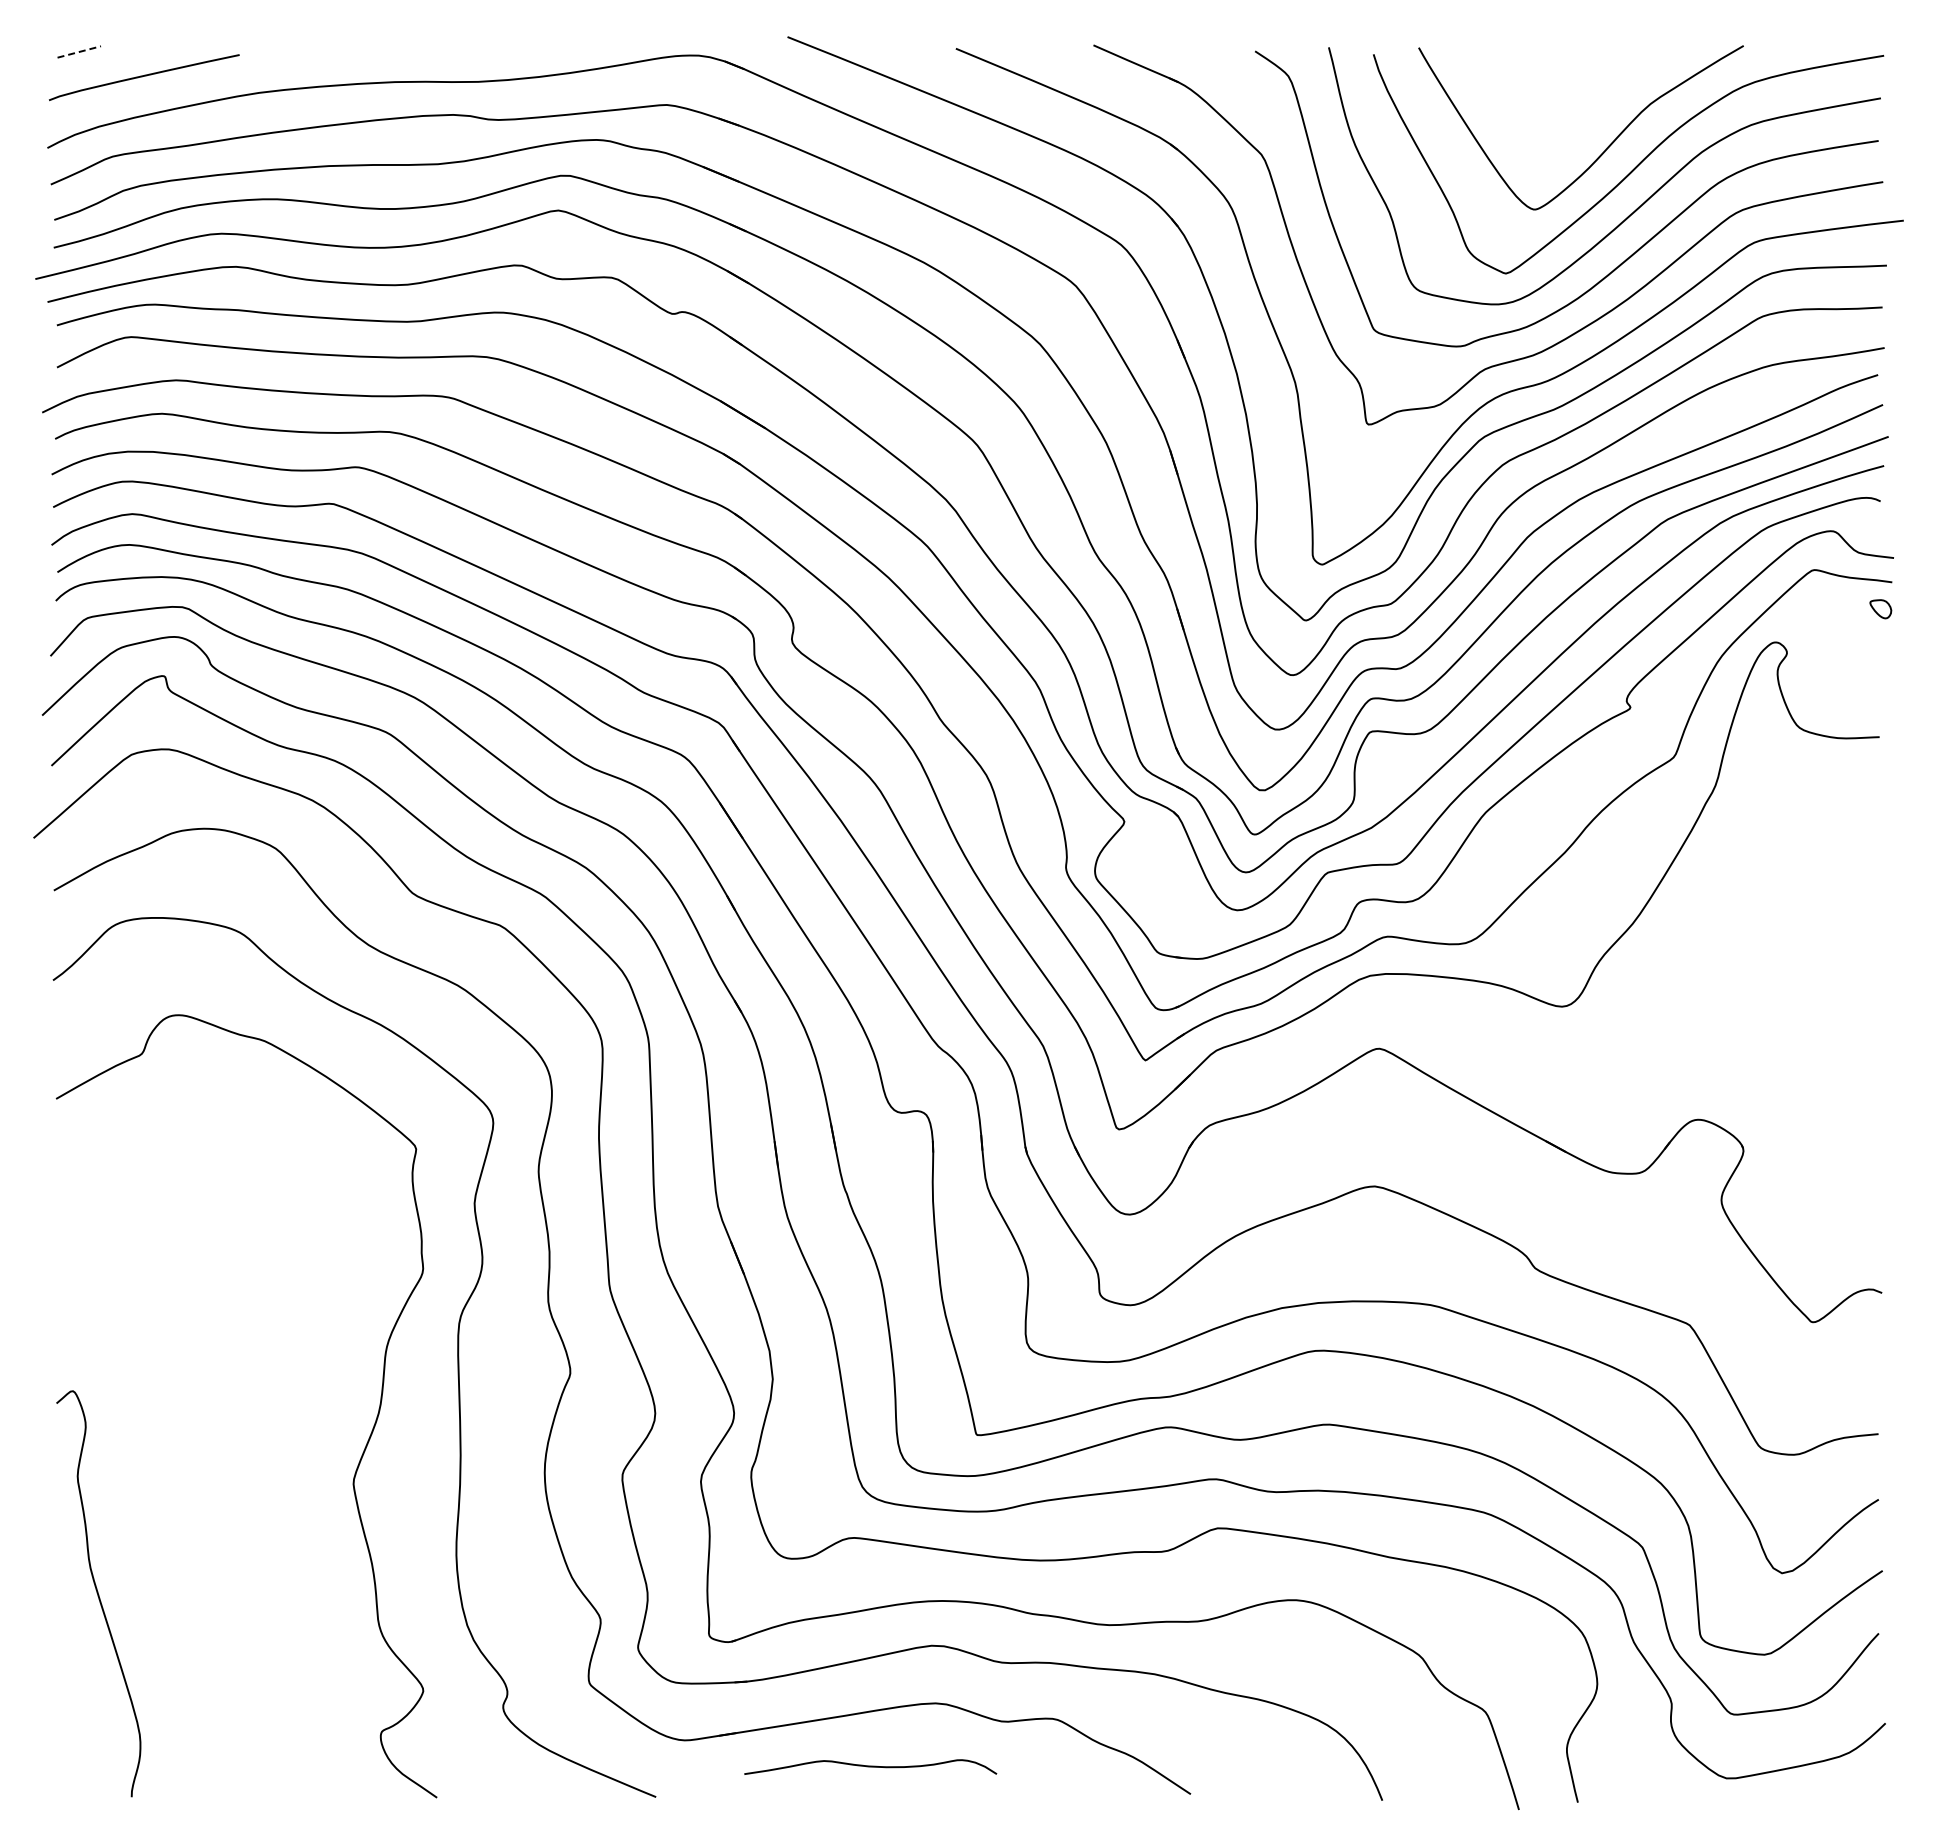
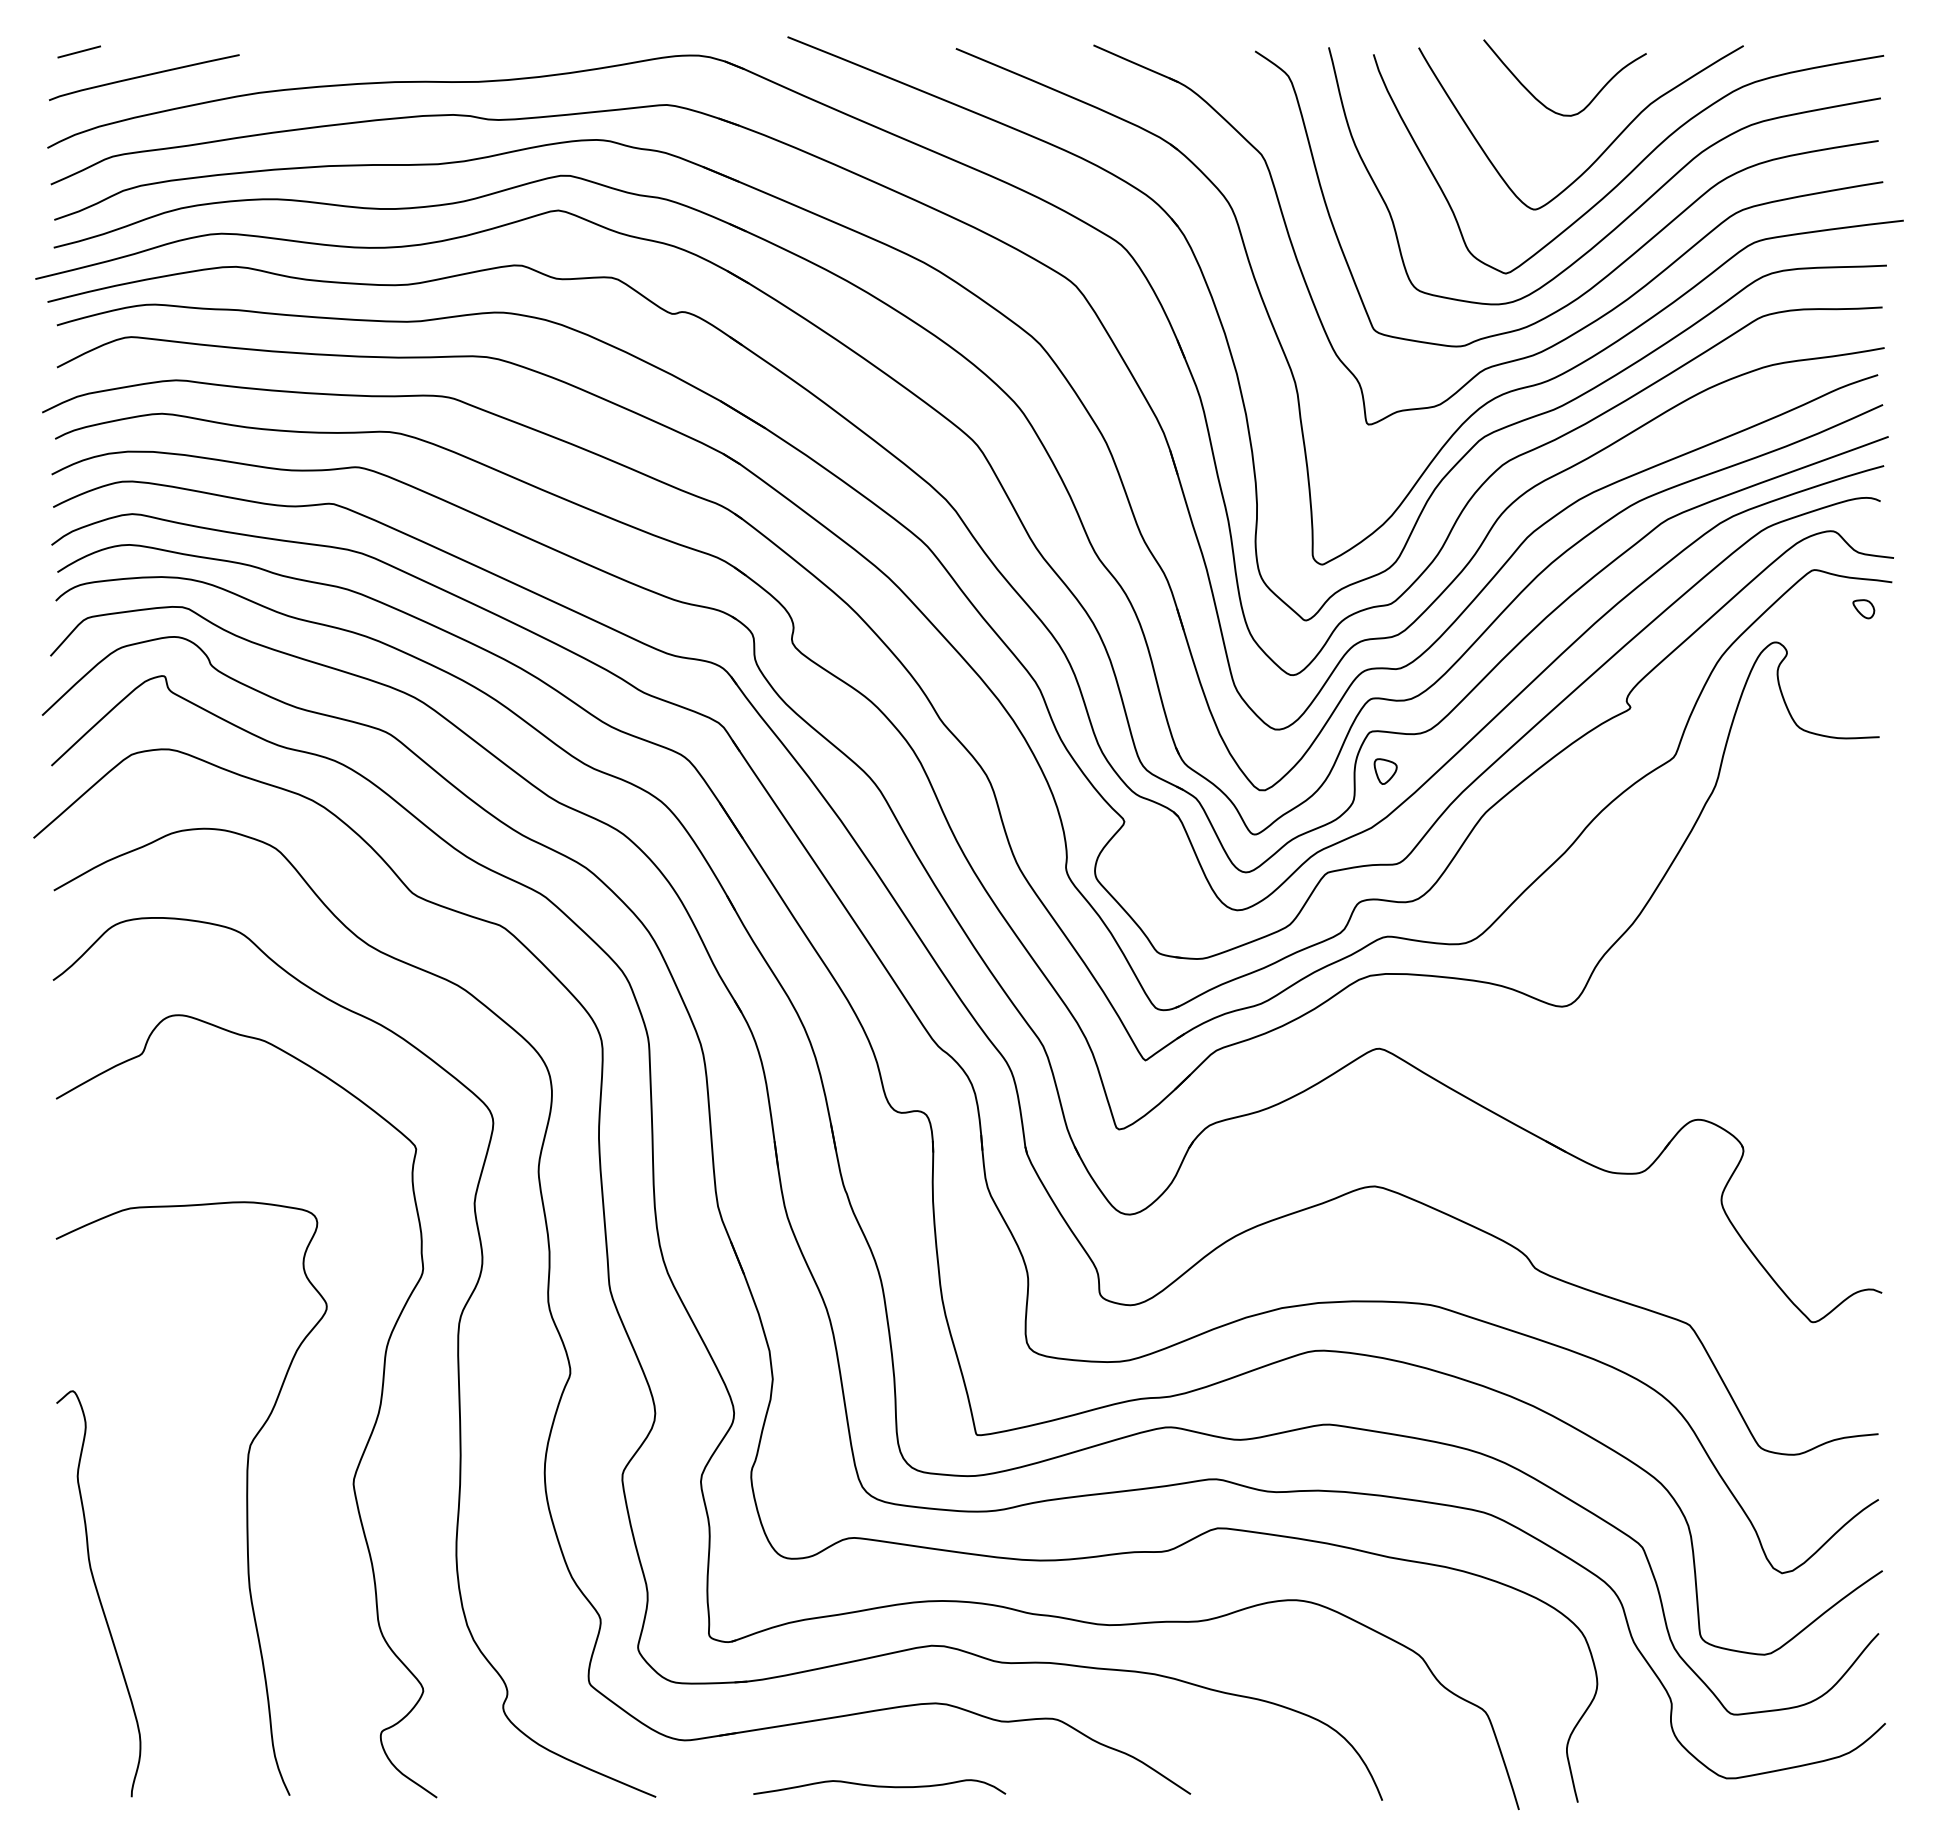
line: dashed -> solid (79, 51)
curve: none -> present (1543, 103)
part position: (1880, 609) -> (1863, 609) (1863, 609)
part: none -> present (1385, 771)
curve: none -> present (246, 1498)
curve position: (870, 1766) -> (879, 1786) (879, 1786)
